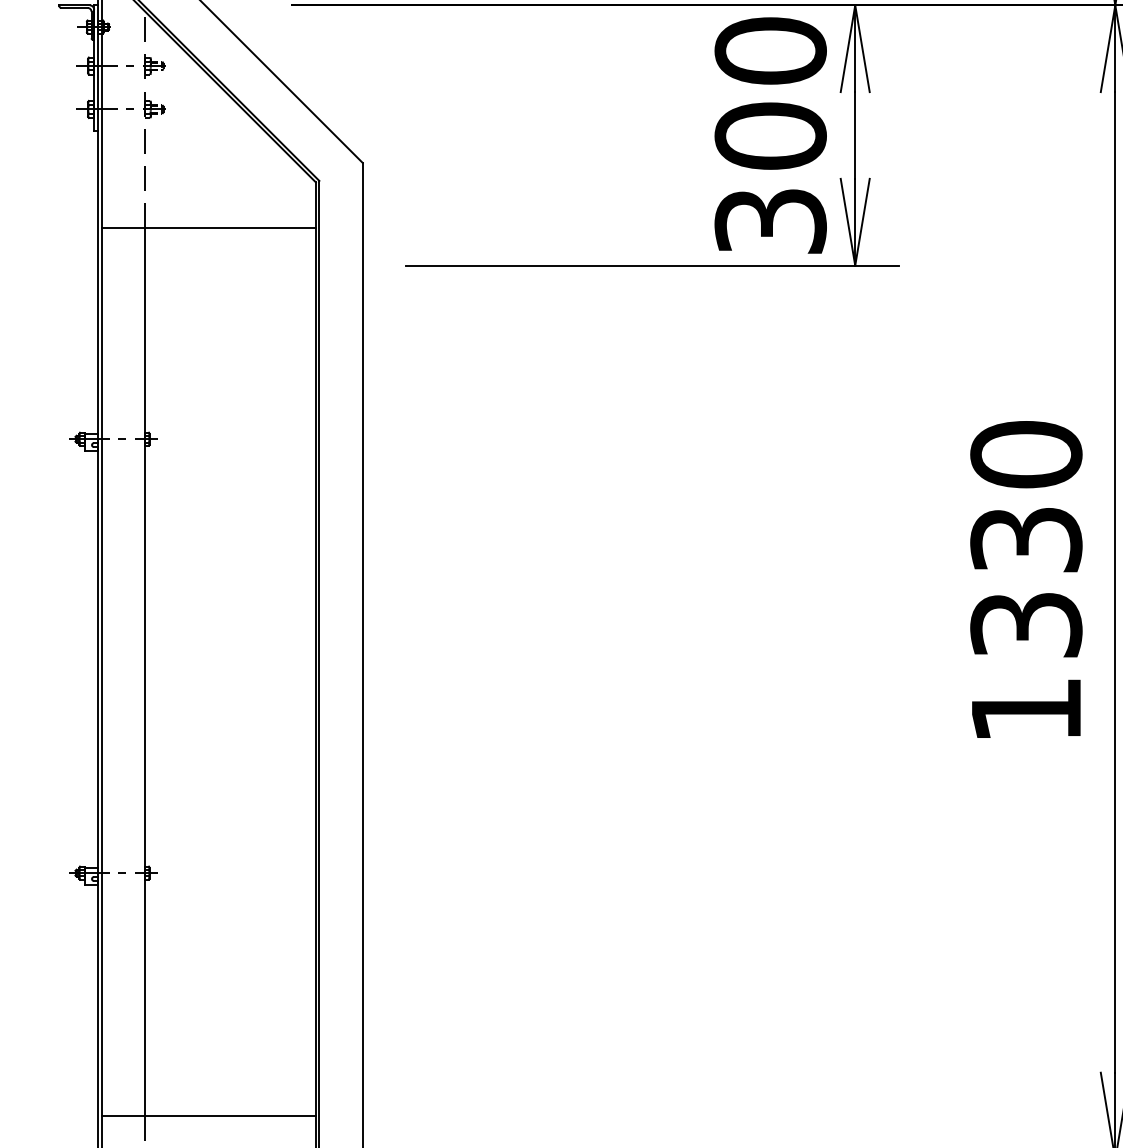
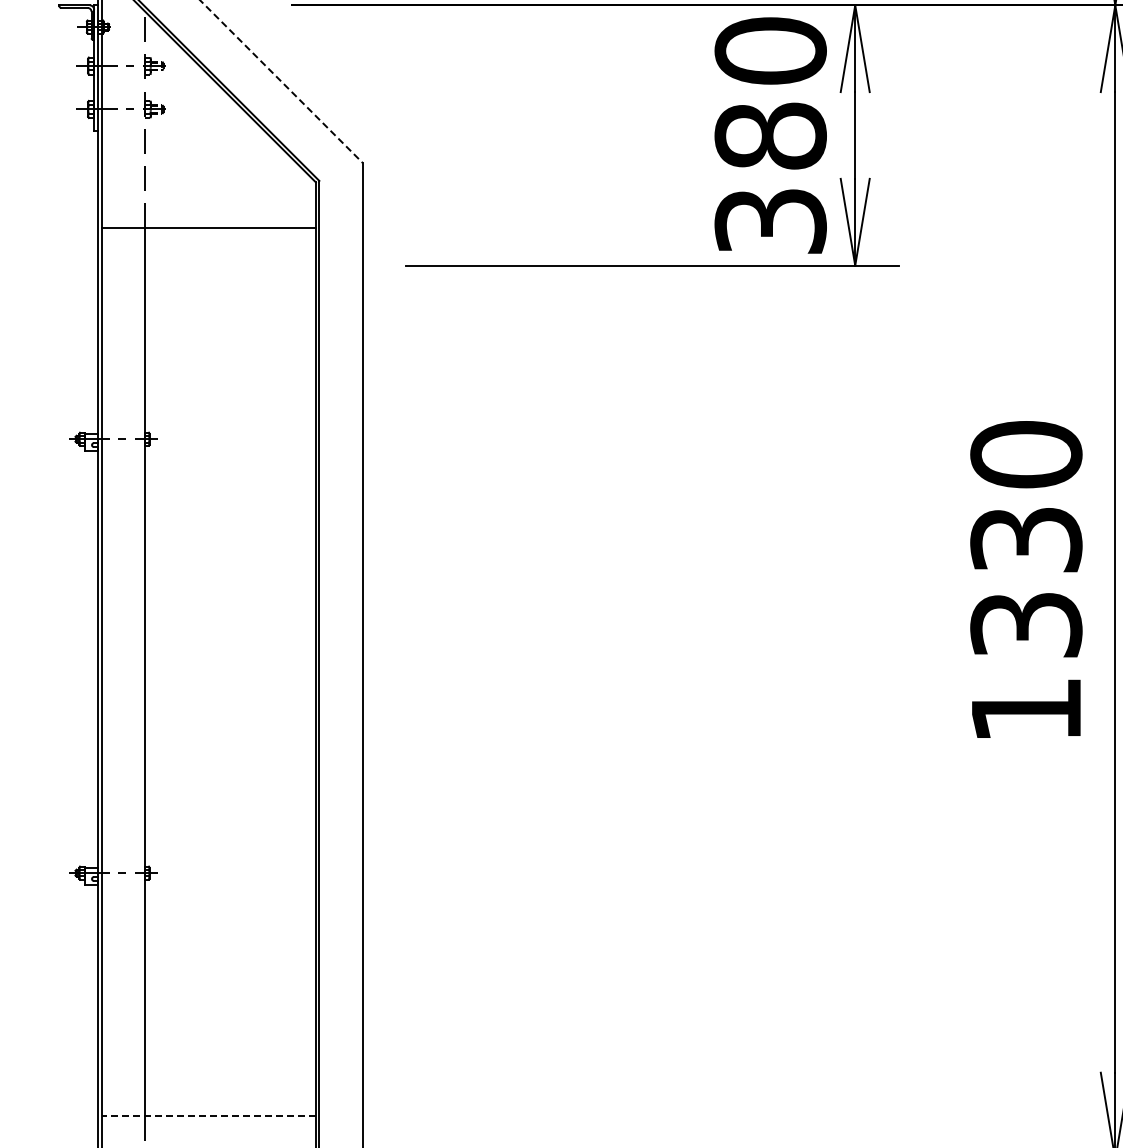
line: solid -> dashed (281, 81)
text: 300 -> 380 (770, 135)
line: solid -> dashed (208, 1116)
